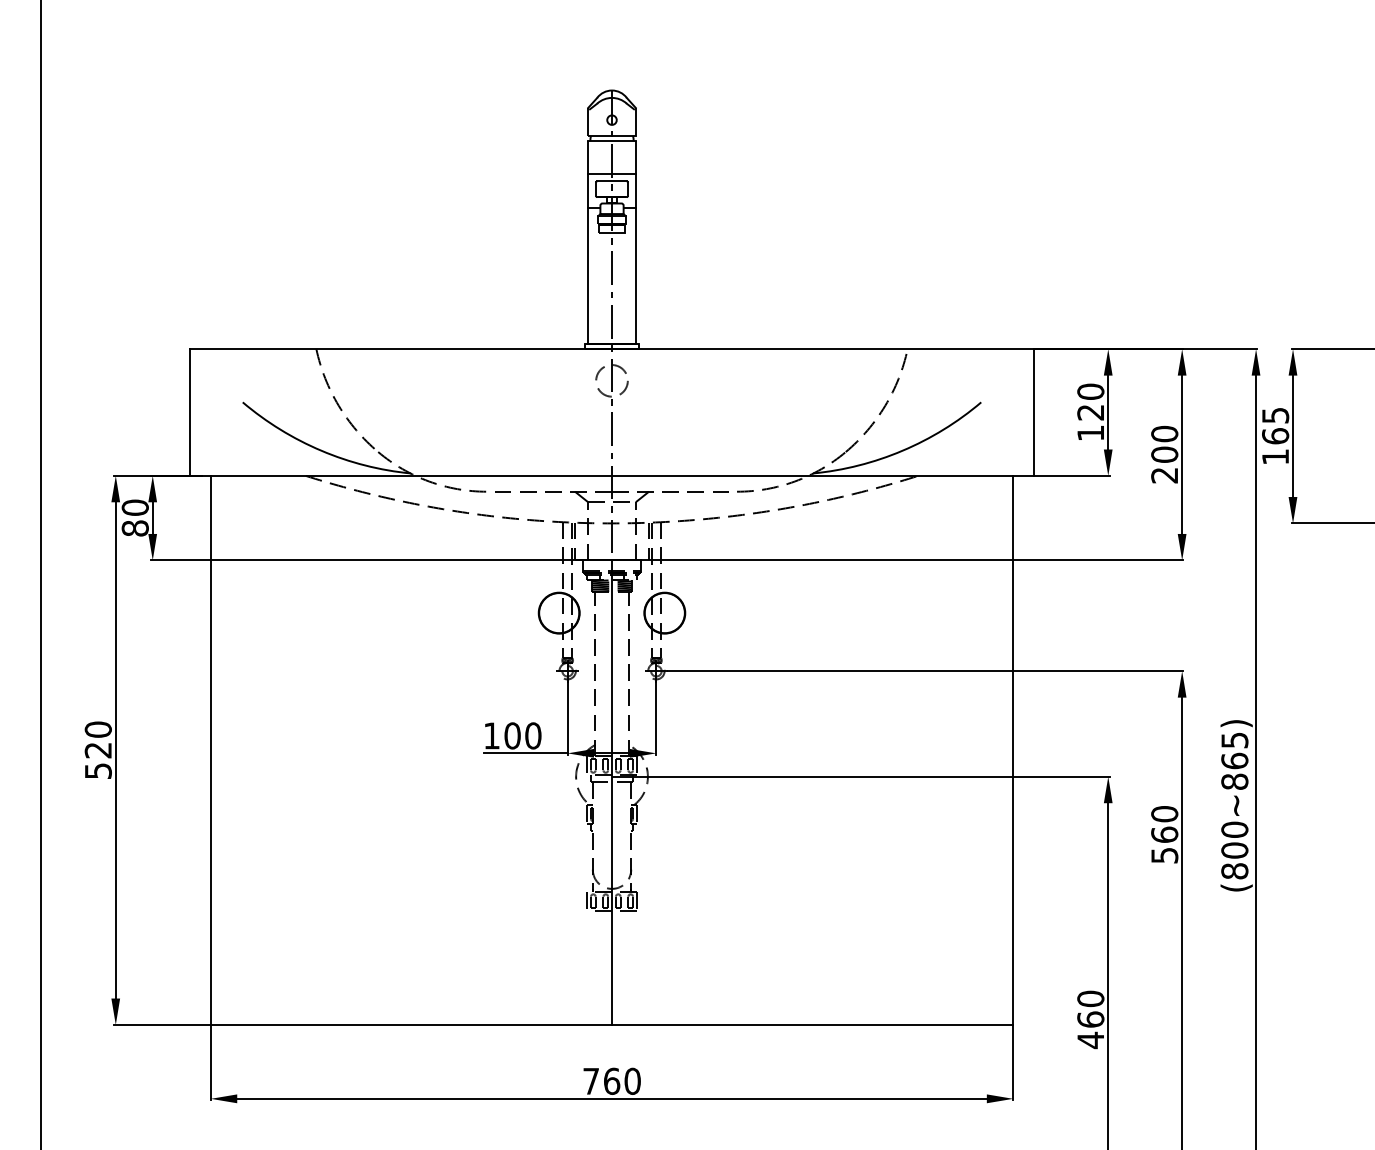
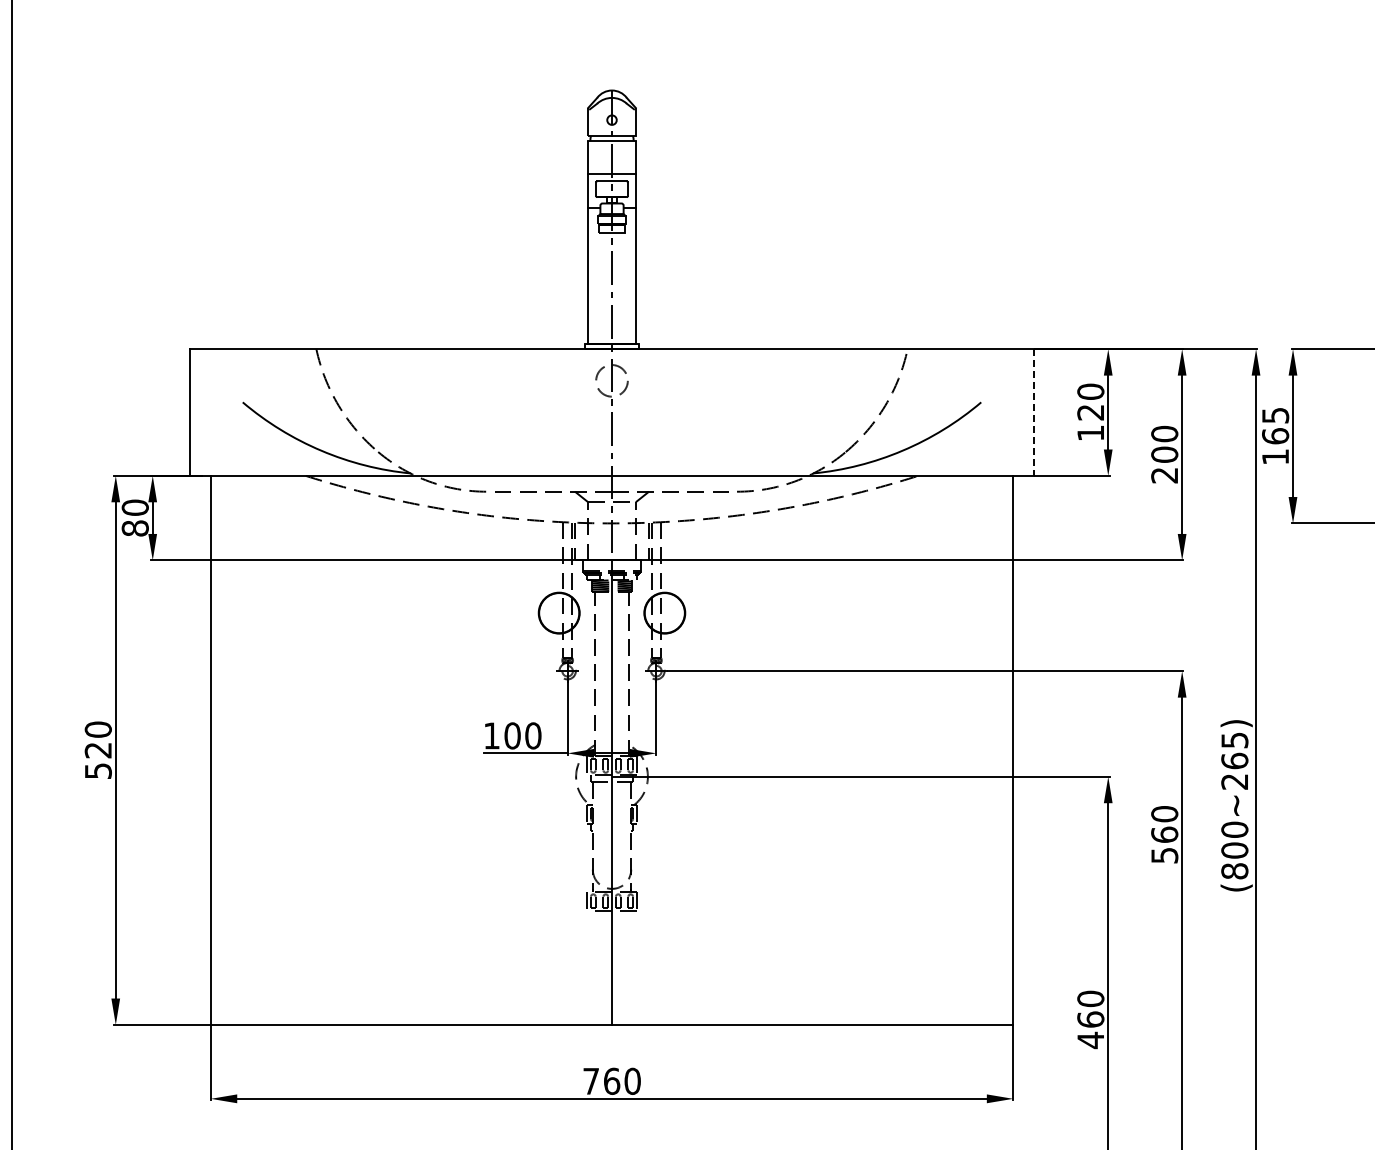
line: solid -> dashed (1034, 413)
line position: (41, 574) -> (12, 574) (12, 574)
text: (800~865) -> (800~265) (1234, 781)
